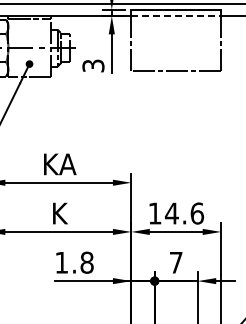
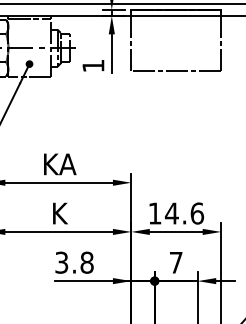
line: dashed -> solid (176, 15)
text: 3 -> 1 (93, 65)
text: 1.8 -> 3.8 (61, 262)
